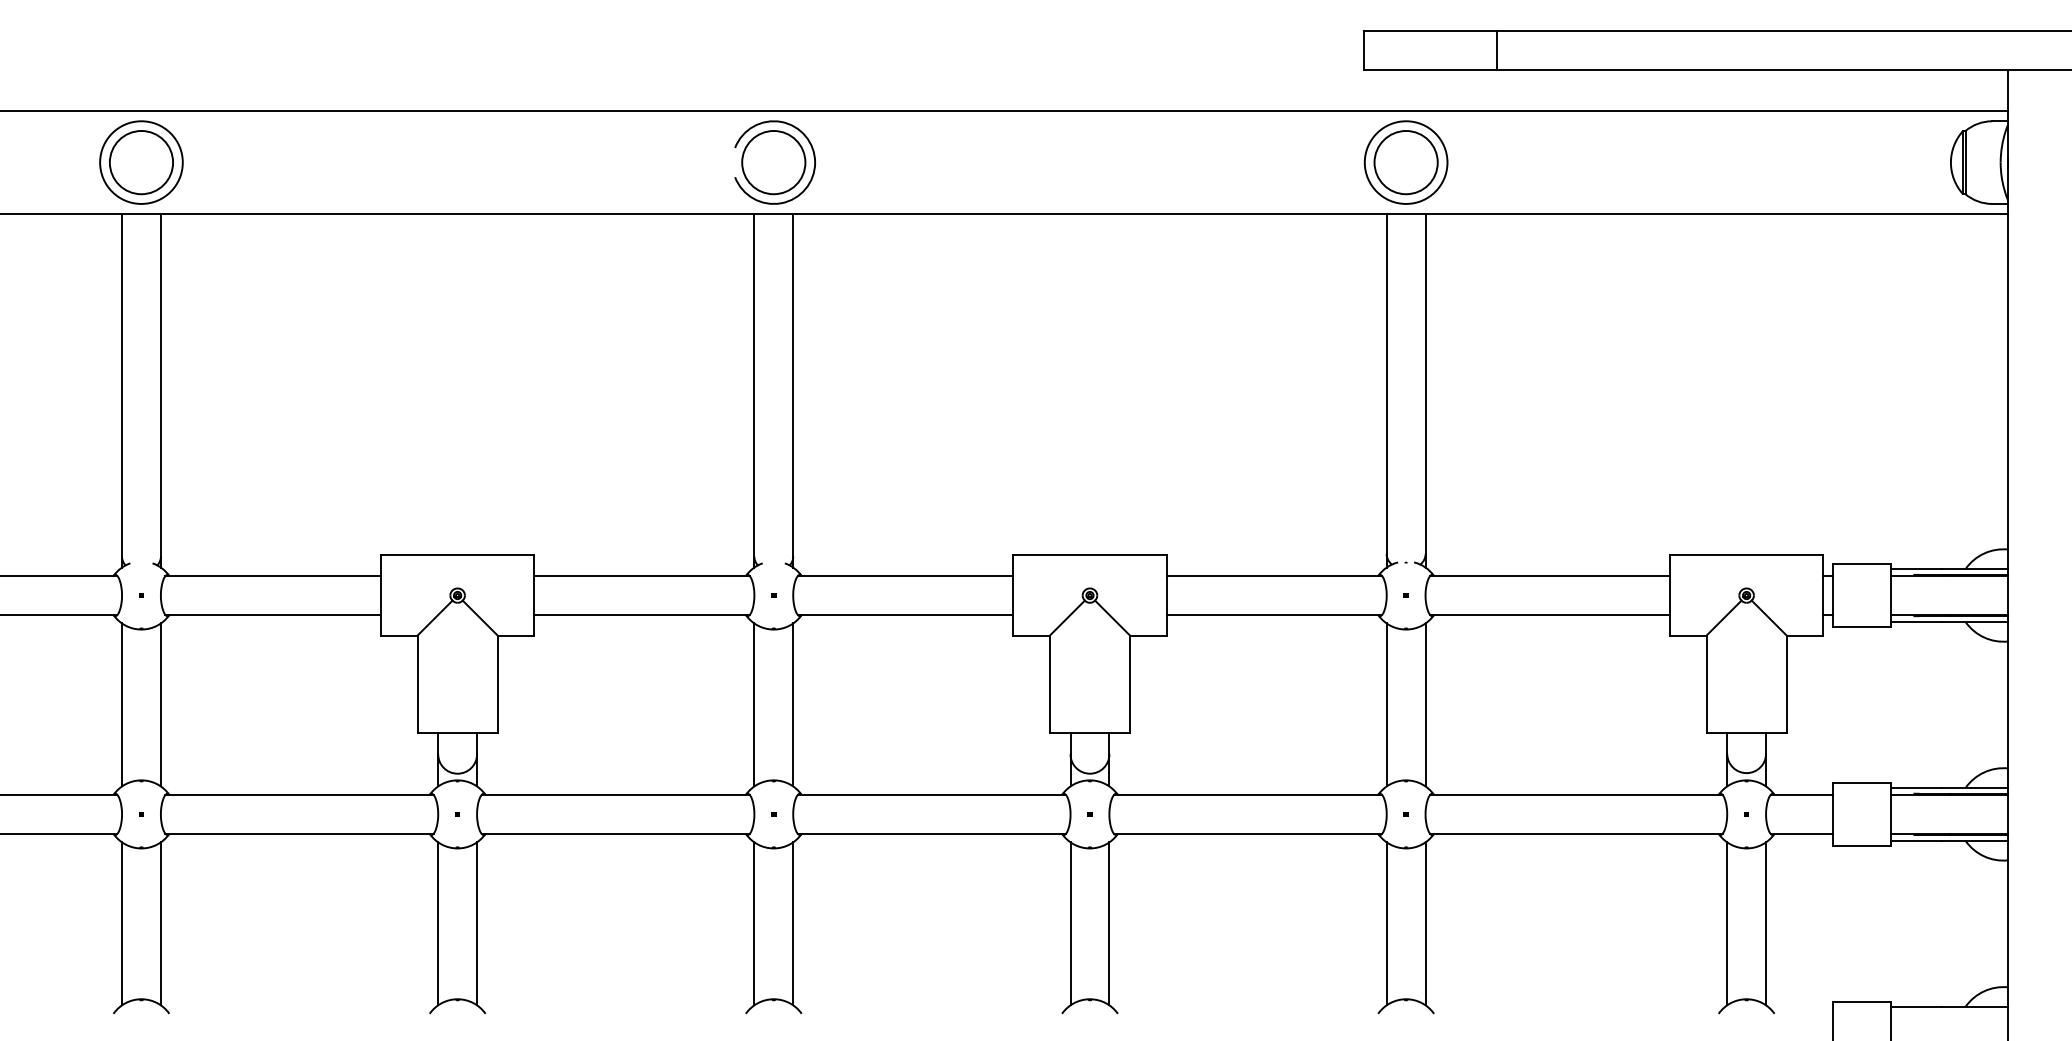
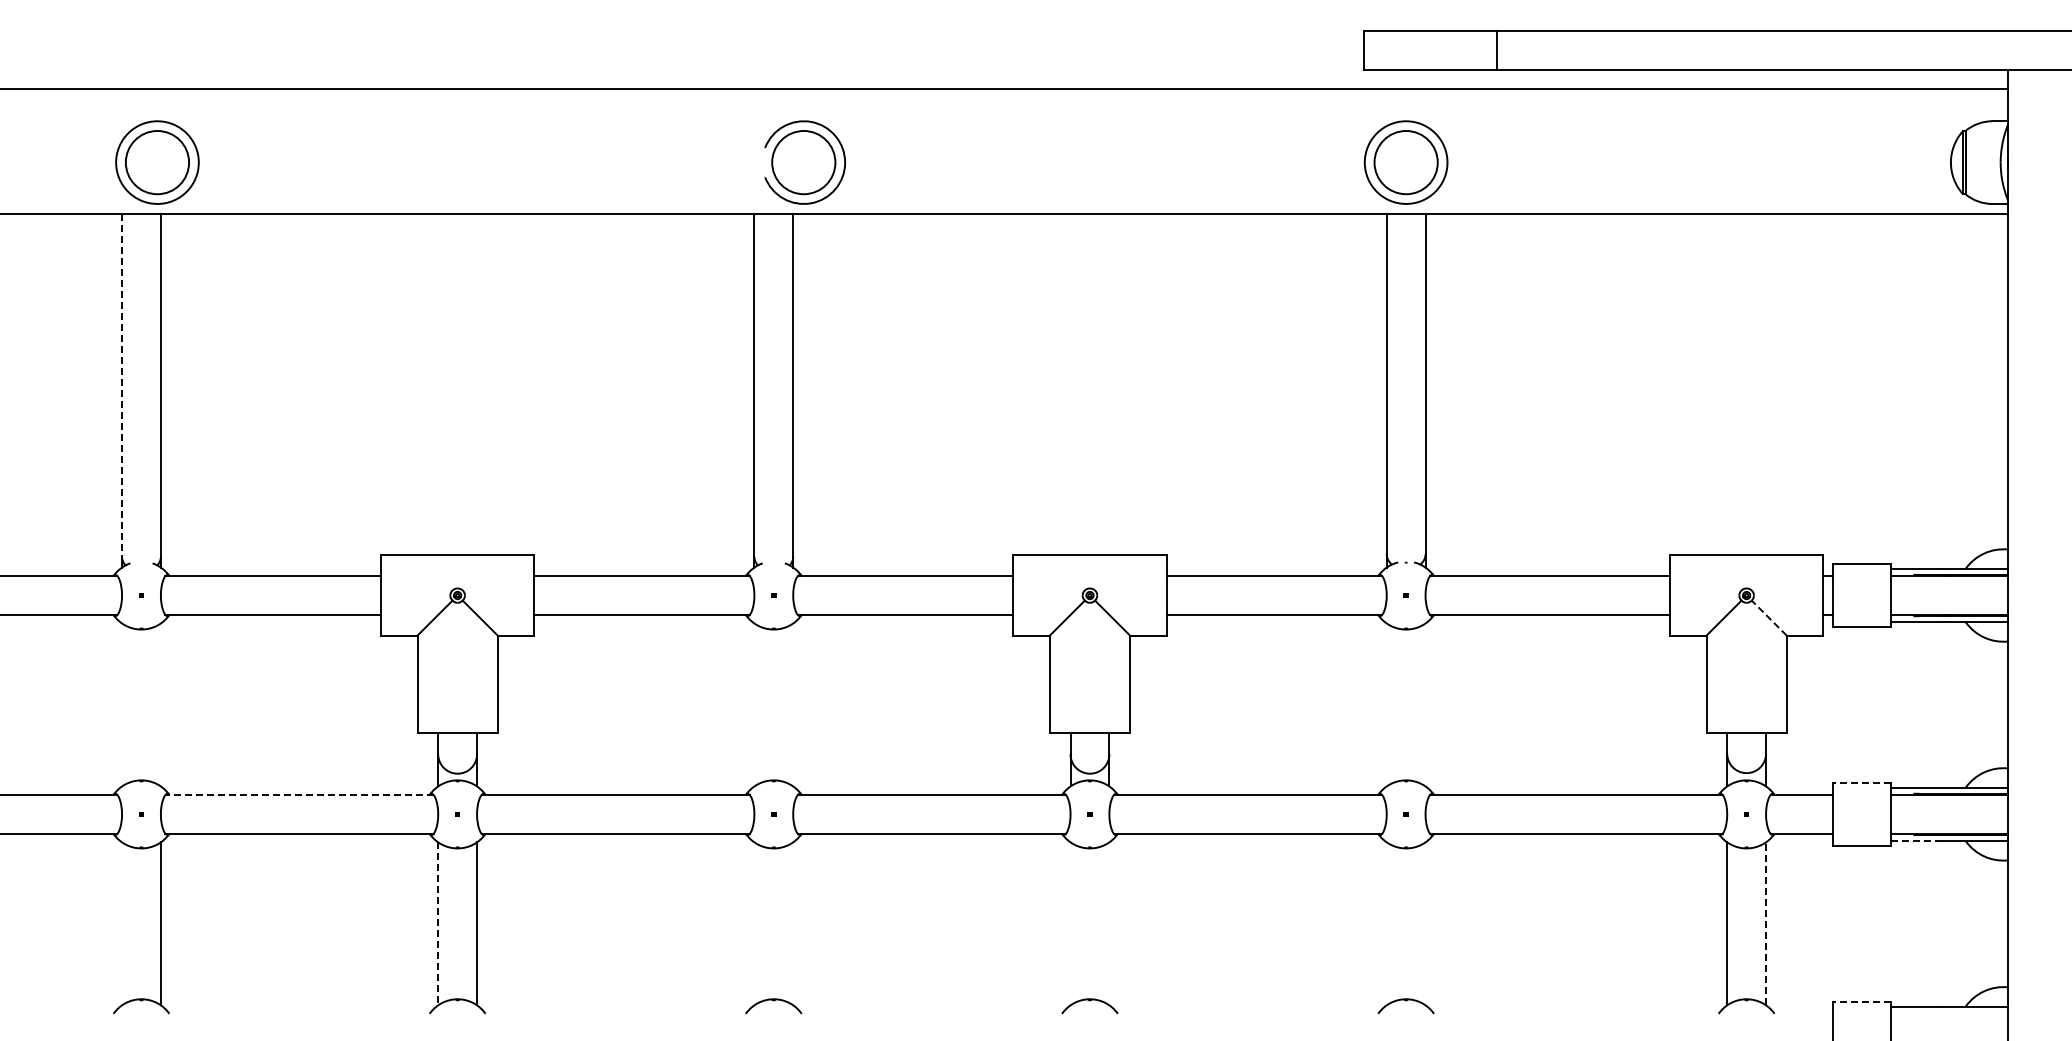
line position: (1005, 111) -> (1005, 89) (1005, 89)
part position: (141, 162) -> (157, 162) (157, 162)
part position: (774, 162) -> (804, 162) (804, 162)
line: solid -> dashed (122, 385)
line: solid -> dashed (1769, 618)
line: present -> none (122, 704)
line: present -> none (160, 704)
line: present -> none (754, 704)
line: present -> none (793, 704)
line: present -> none (1386, 704)
line: present -> none (1425, 704)
line: solid -> dashed (1861, 782)
line: solid -> dashed (299, 794)
line: solid -> dashed (1916, 841)
line: present -> none (122, 923)
line: solid -> dashed (438, 923)
line: present -> none (754, 923)
line: present -> none (793, 923)
line: present -> none (1070, 923)
line: present -> none (1109, 923)
line: present -> none (1386, 923)
line: present -> none (1425, 923)
line: solid -> dashed (1766, 923)
line: solid -> dashed (1861, 1001)
